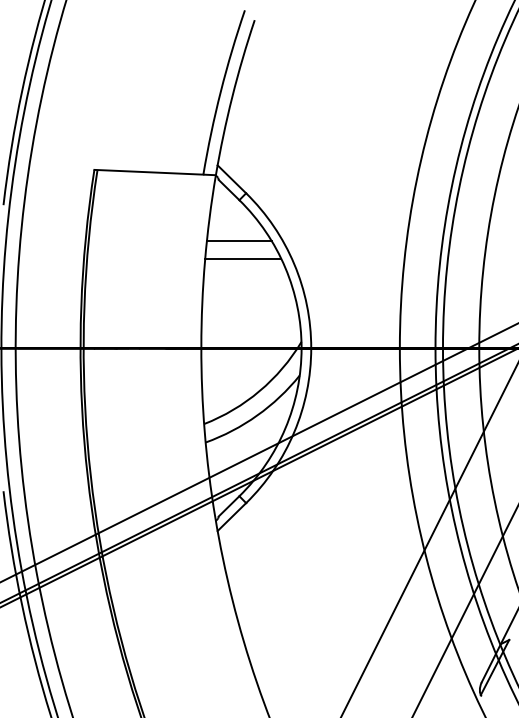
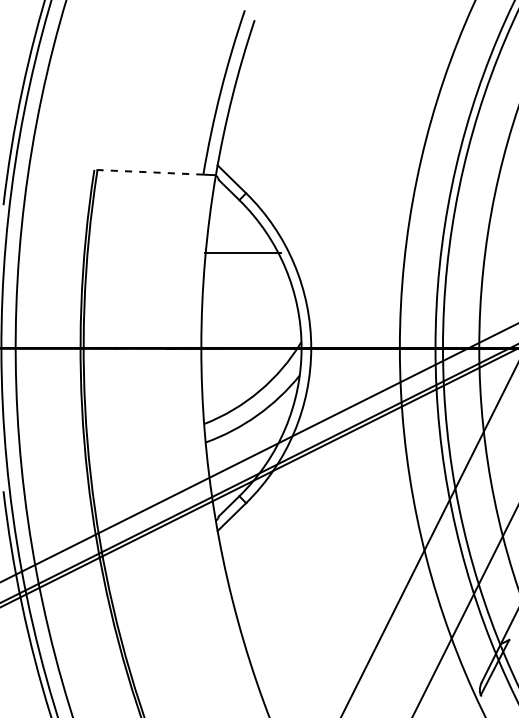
line: solid -> dashed (148, 172)
line: present -> none (238, 241)
line position: (243, 259) -> (243, 253) (243, 253)
